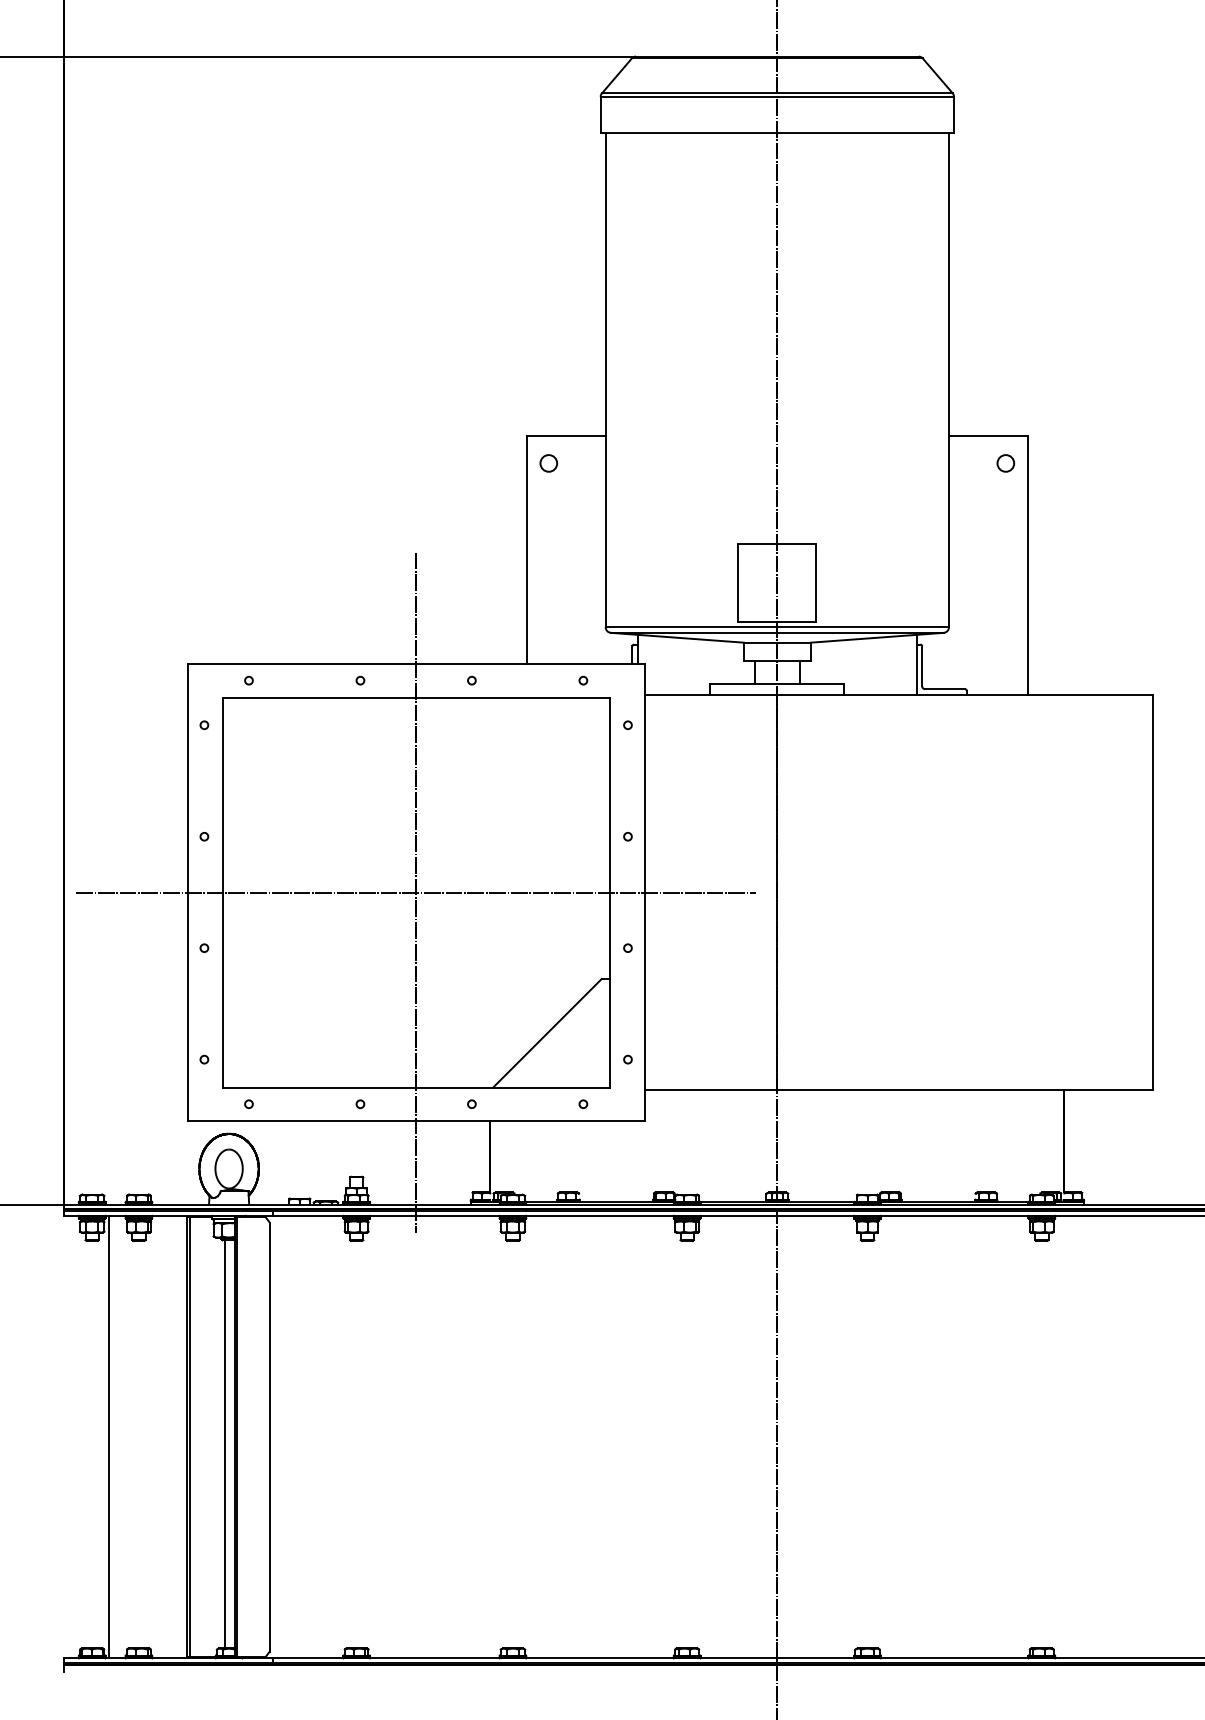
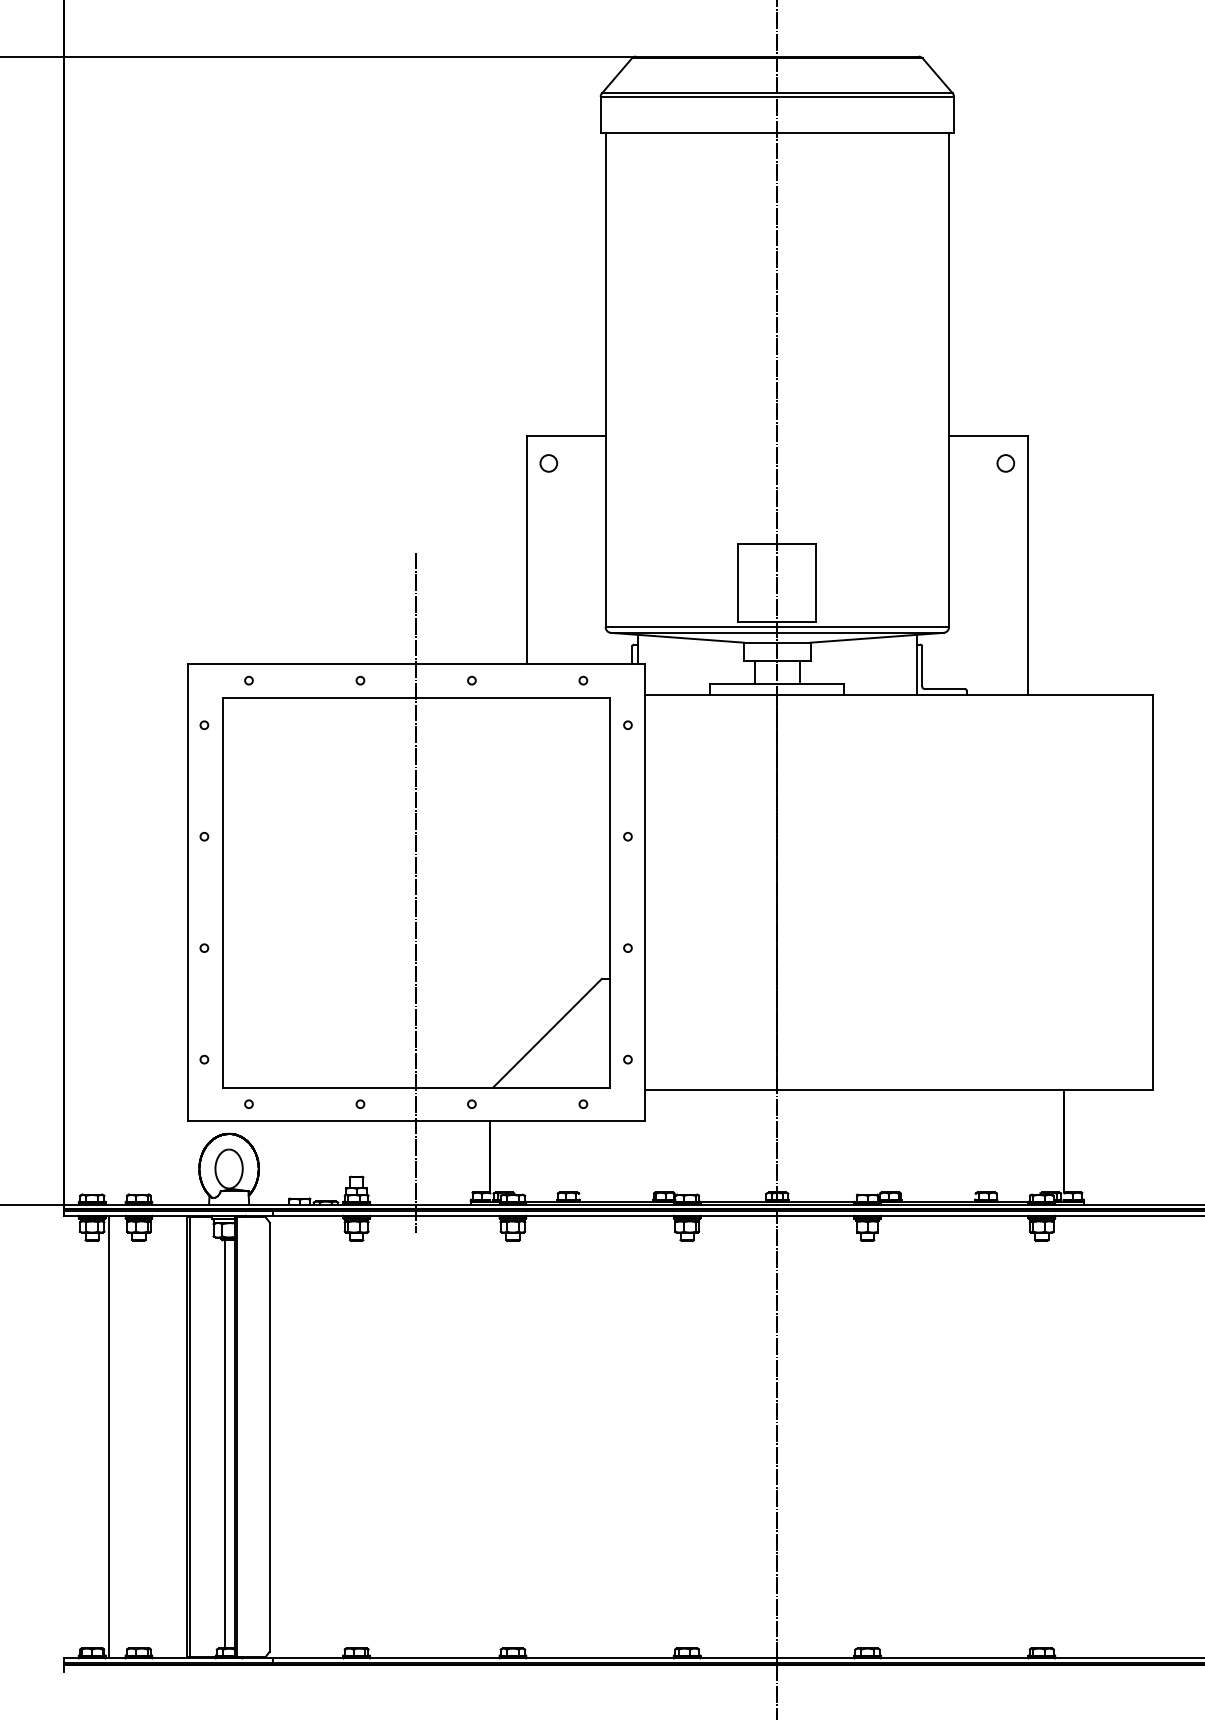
line: present -> none (416, 892)
